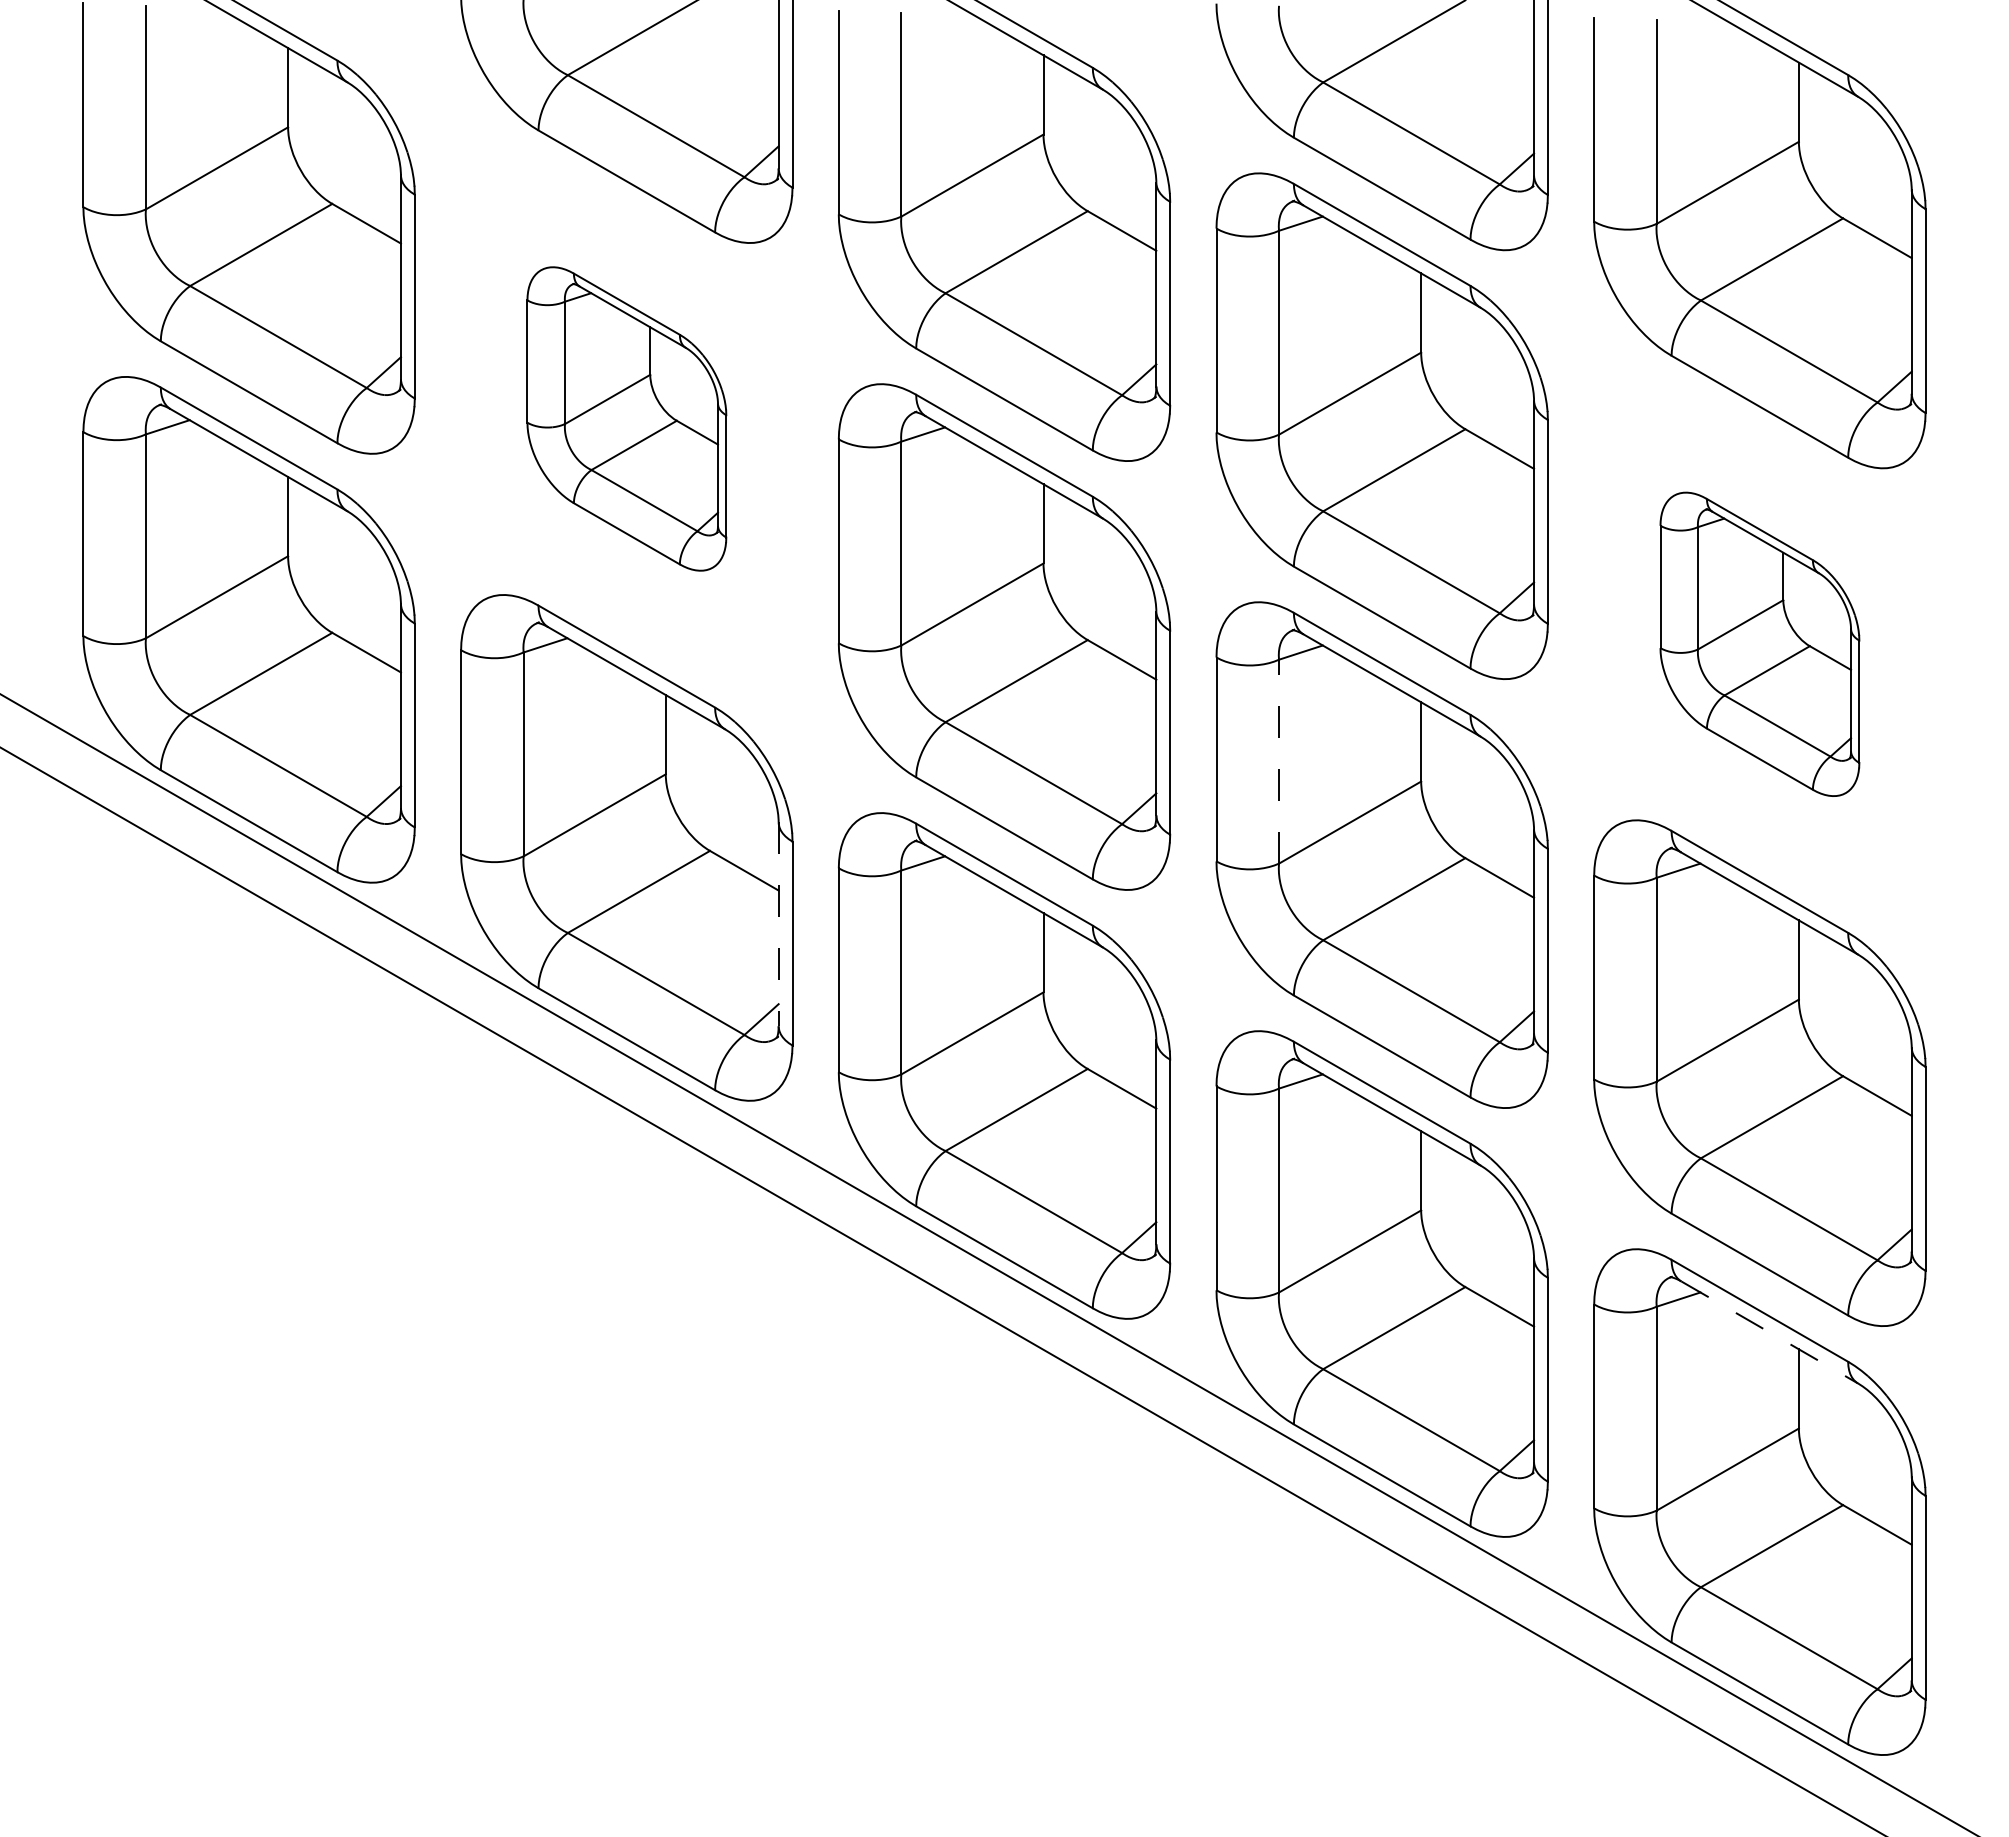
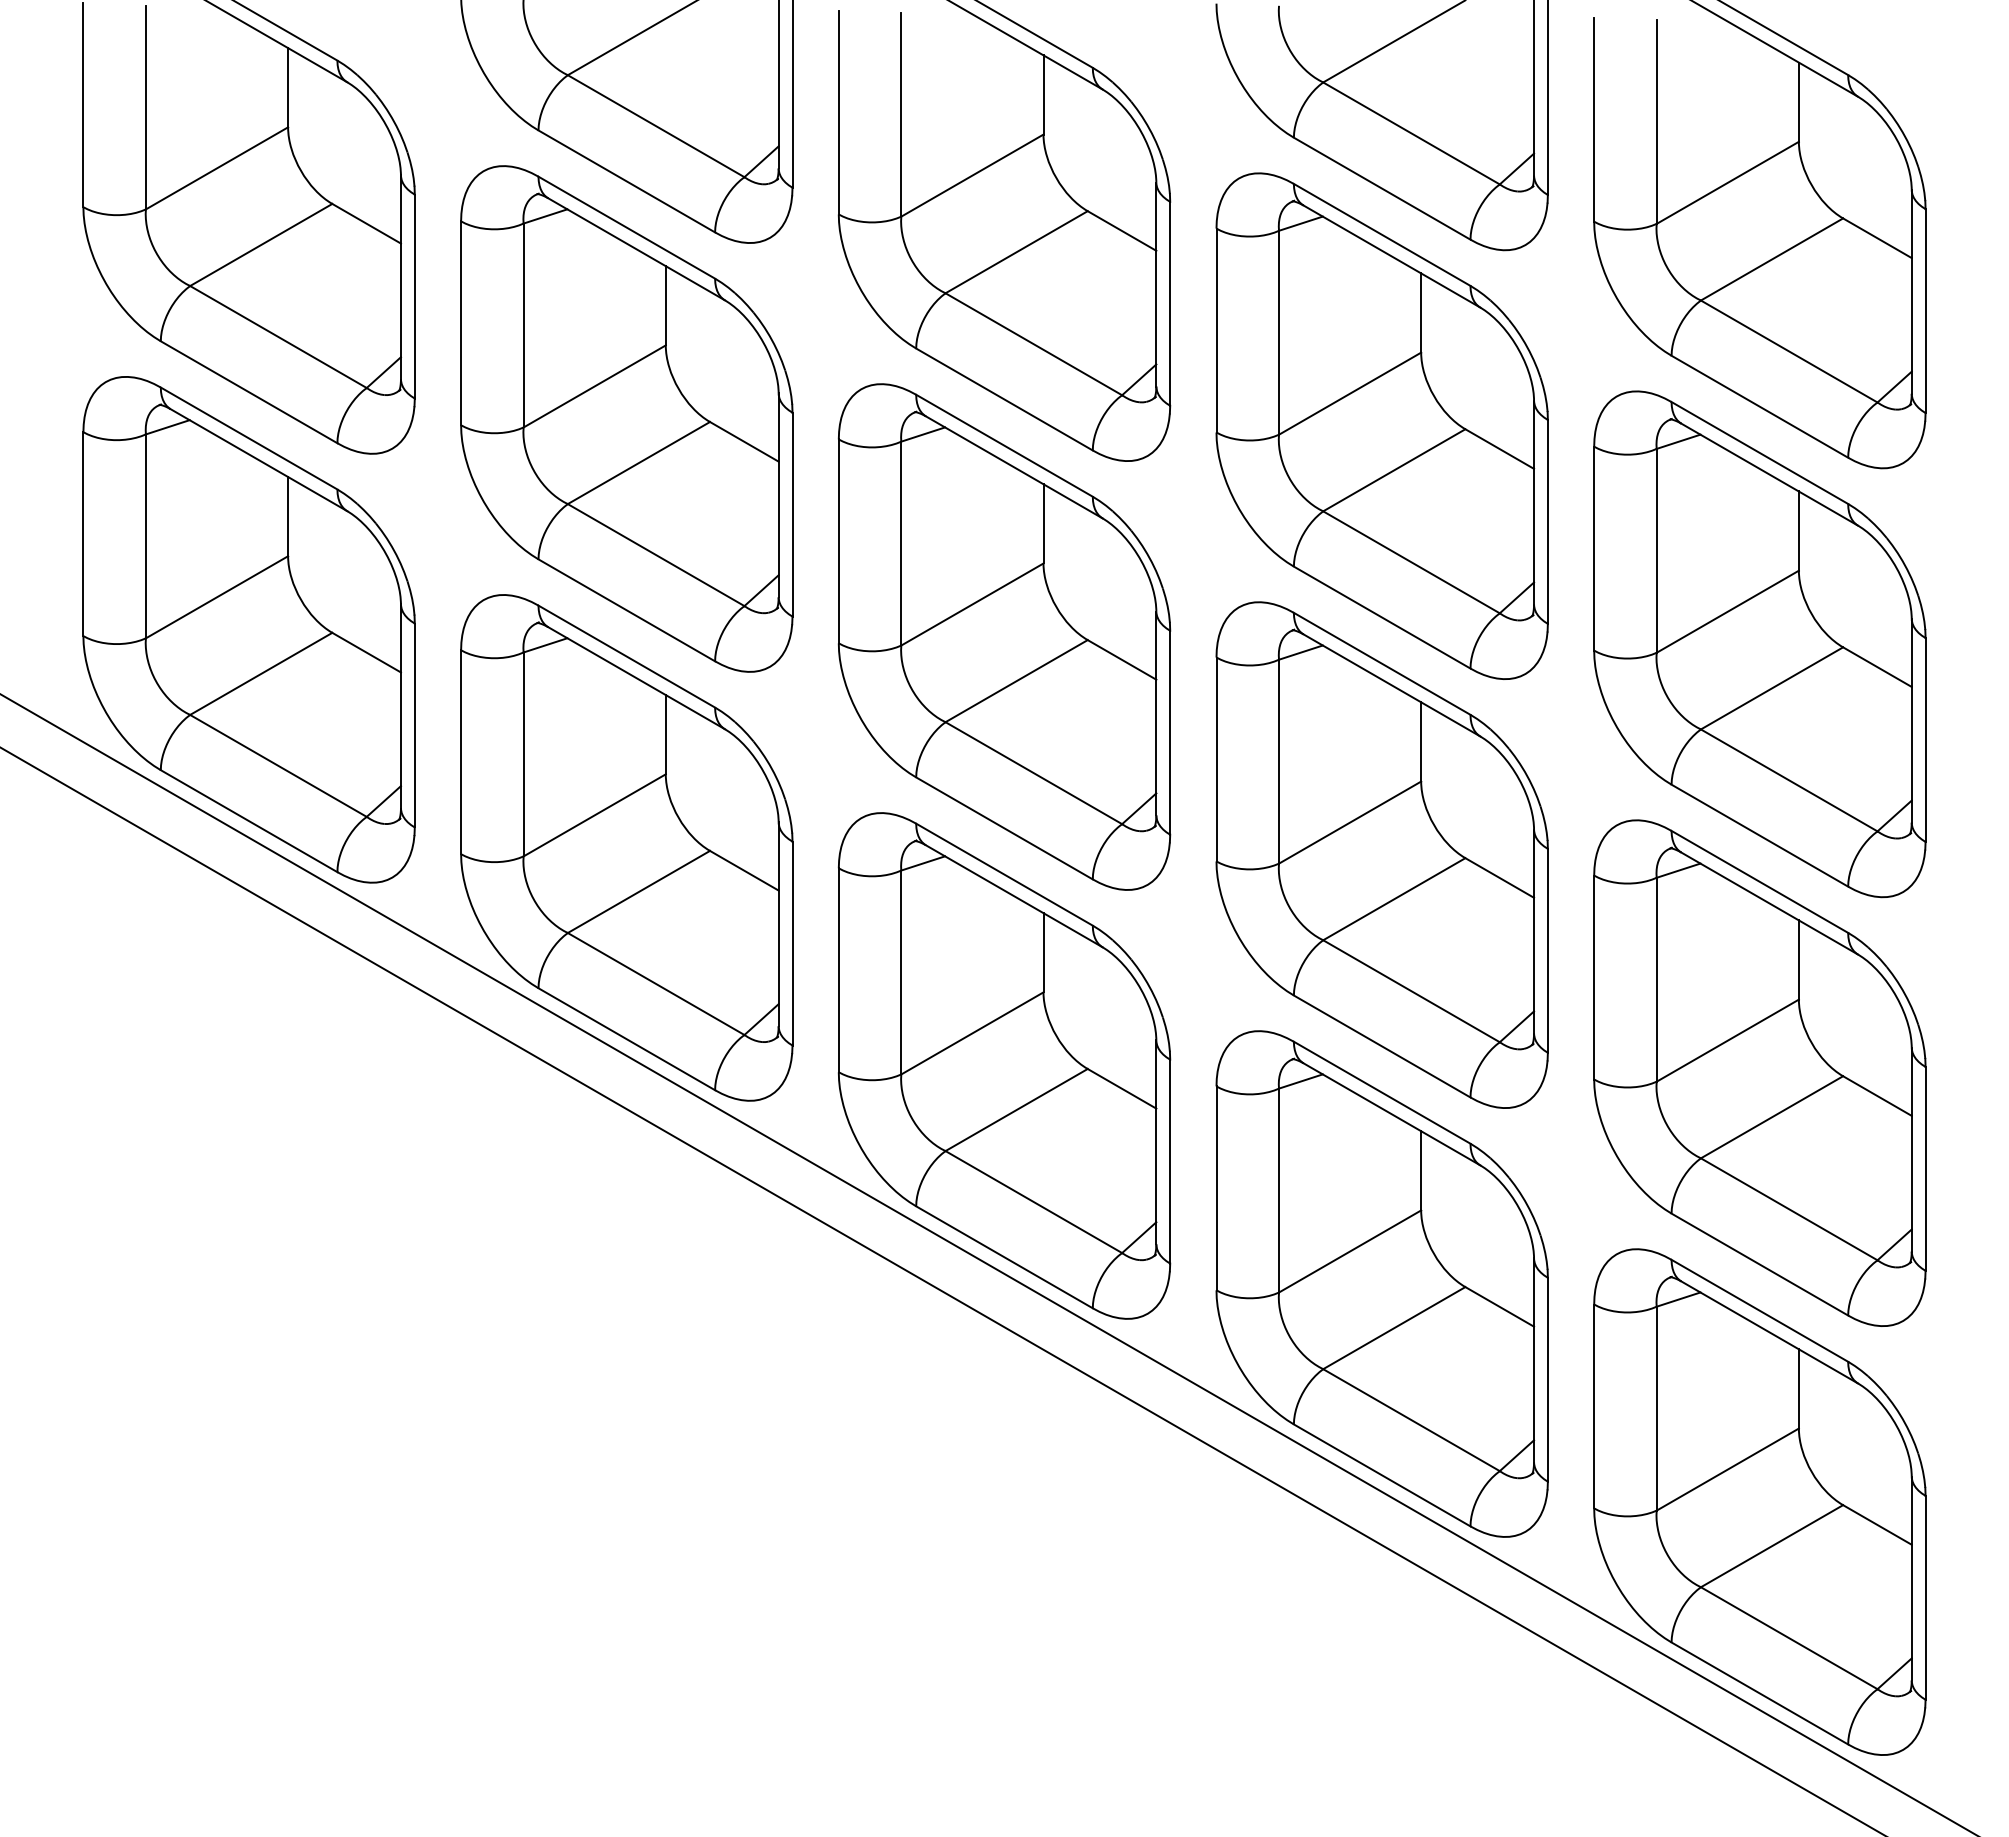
part size: 202x306 px -> 334x508 px (626, 418)
part size: 202x306 px -> 334x509 px (1759, 644)
line: dashed -> solid (1279, 761)
line: dashed -> solid (778, 924)
line: dashed -> solid (1769, 1332)
